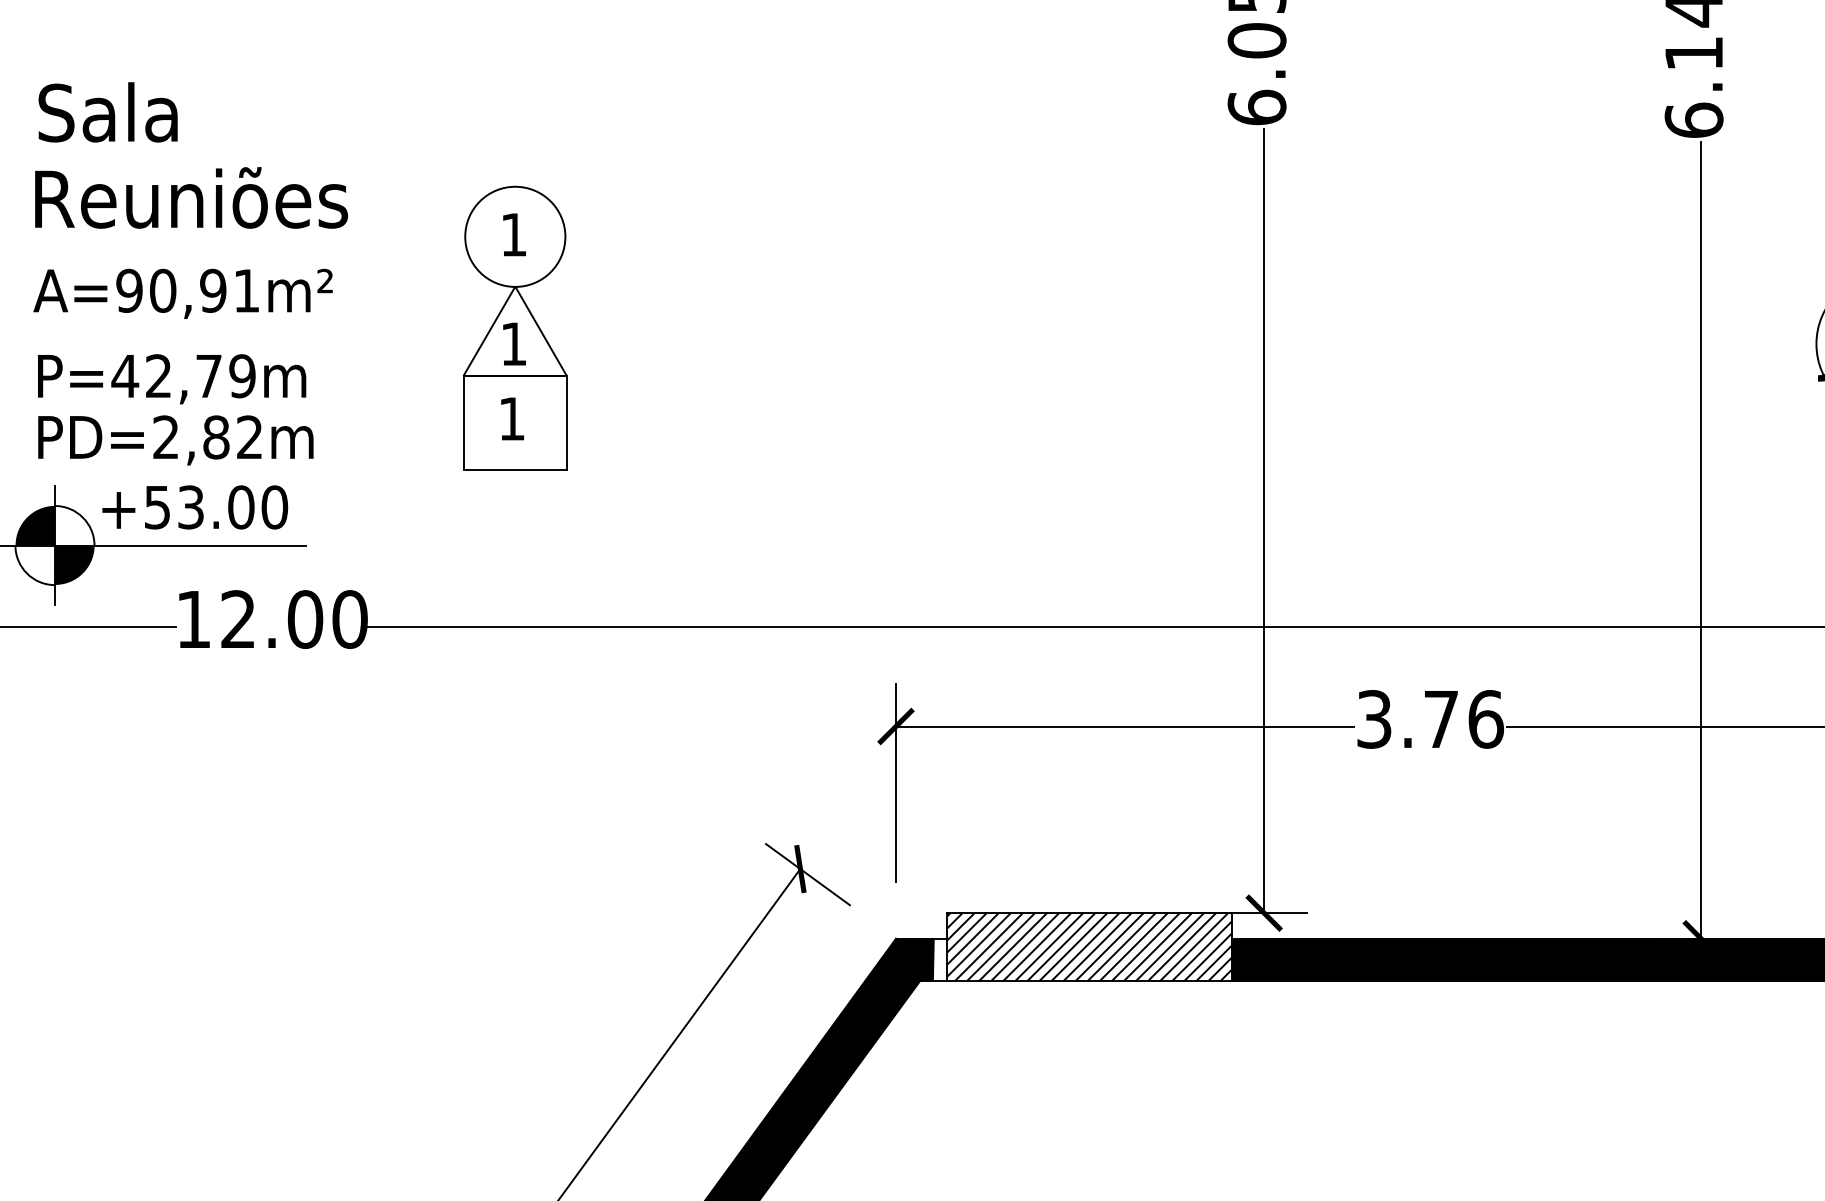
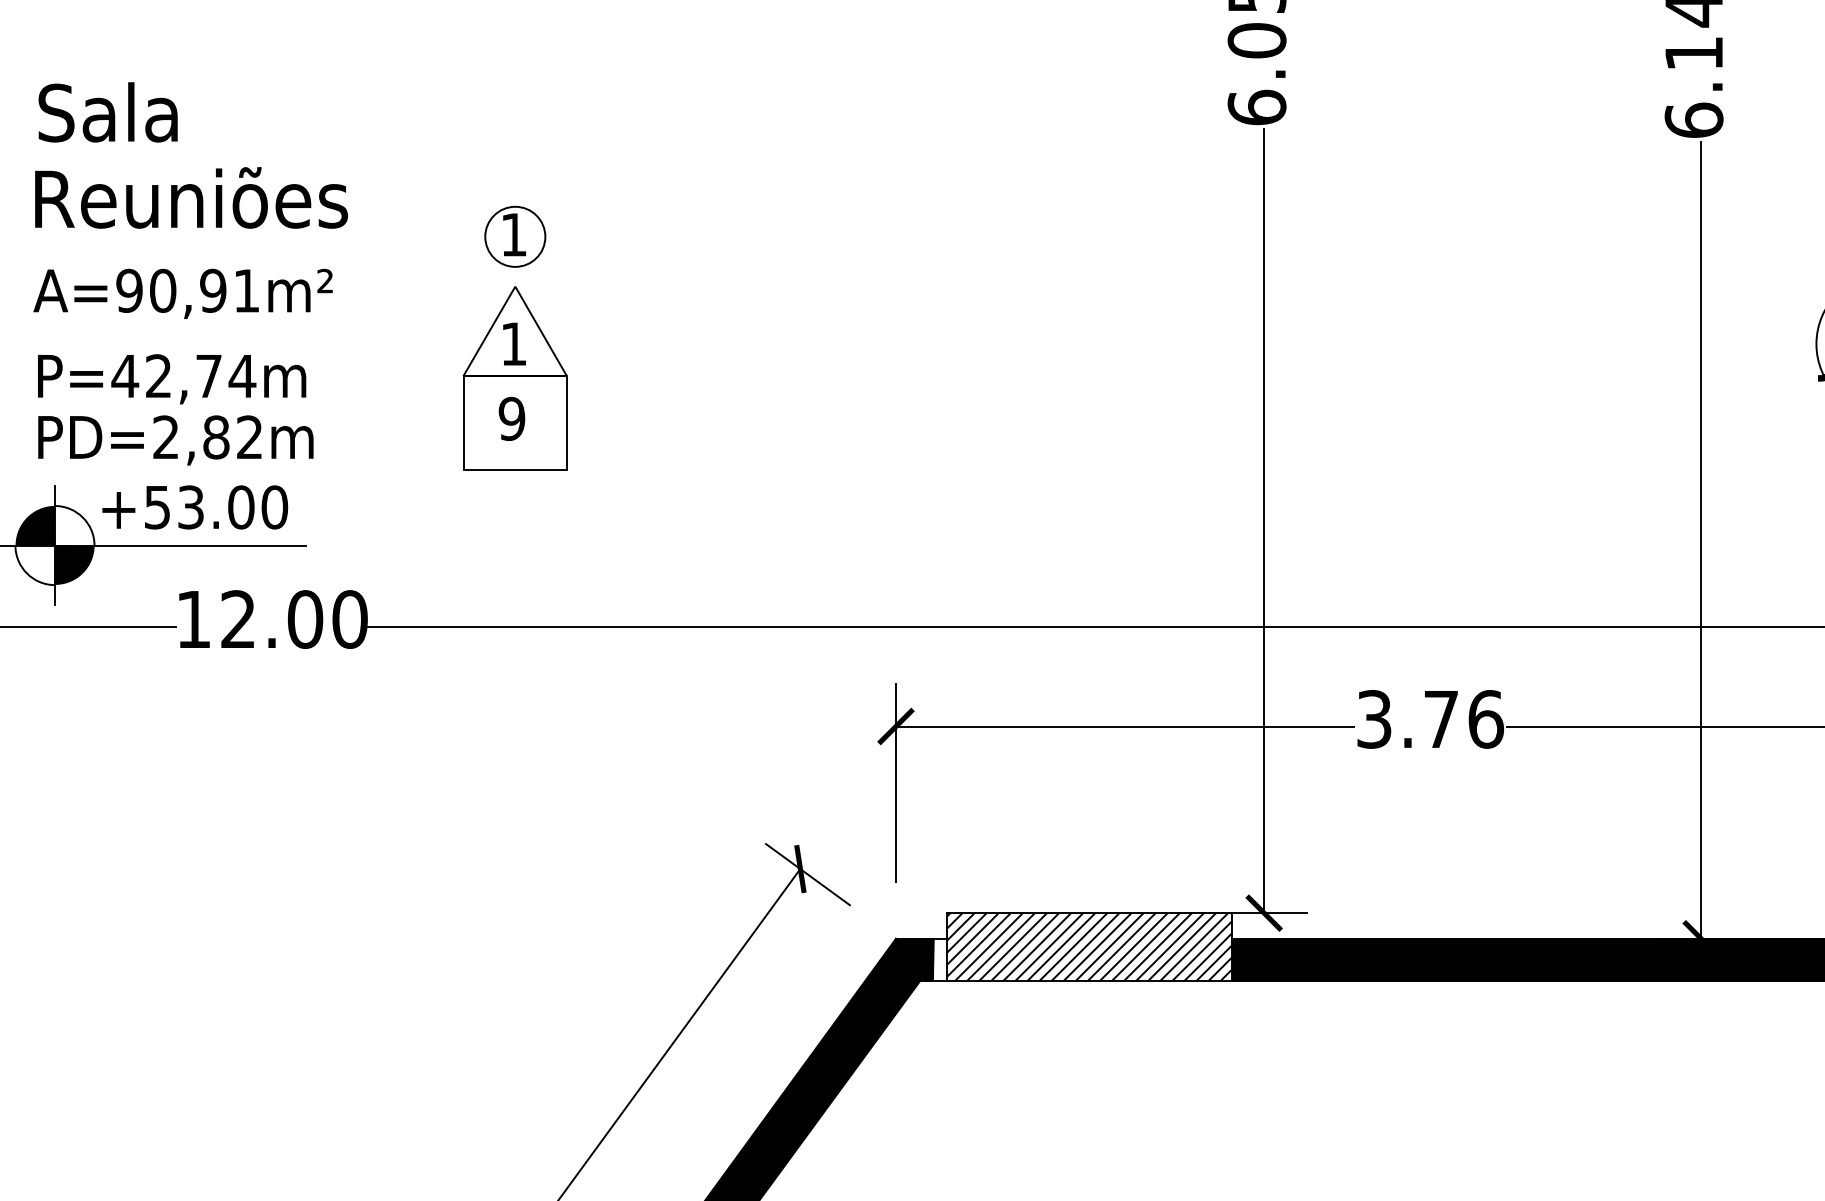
circle diameter: 100 px -> 60 px (515, 236)
text: P=42,79m -> P=42,74m (242, 376)
text: 1 -> 9 (511, 418)
